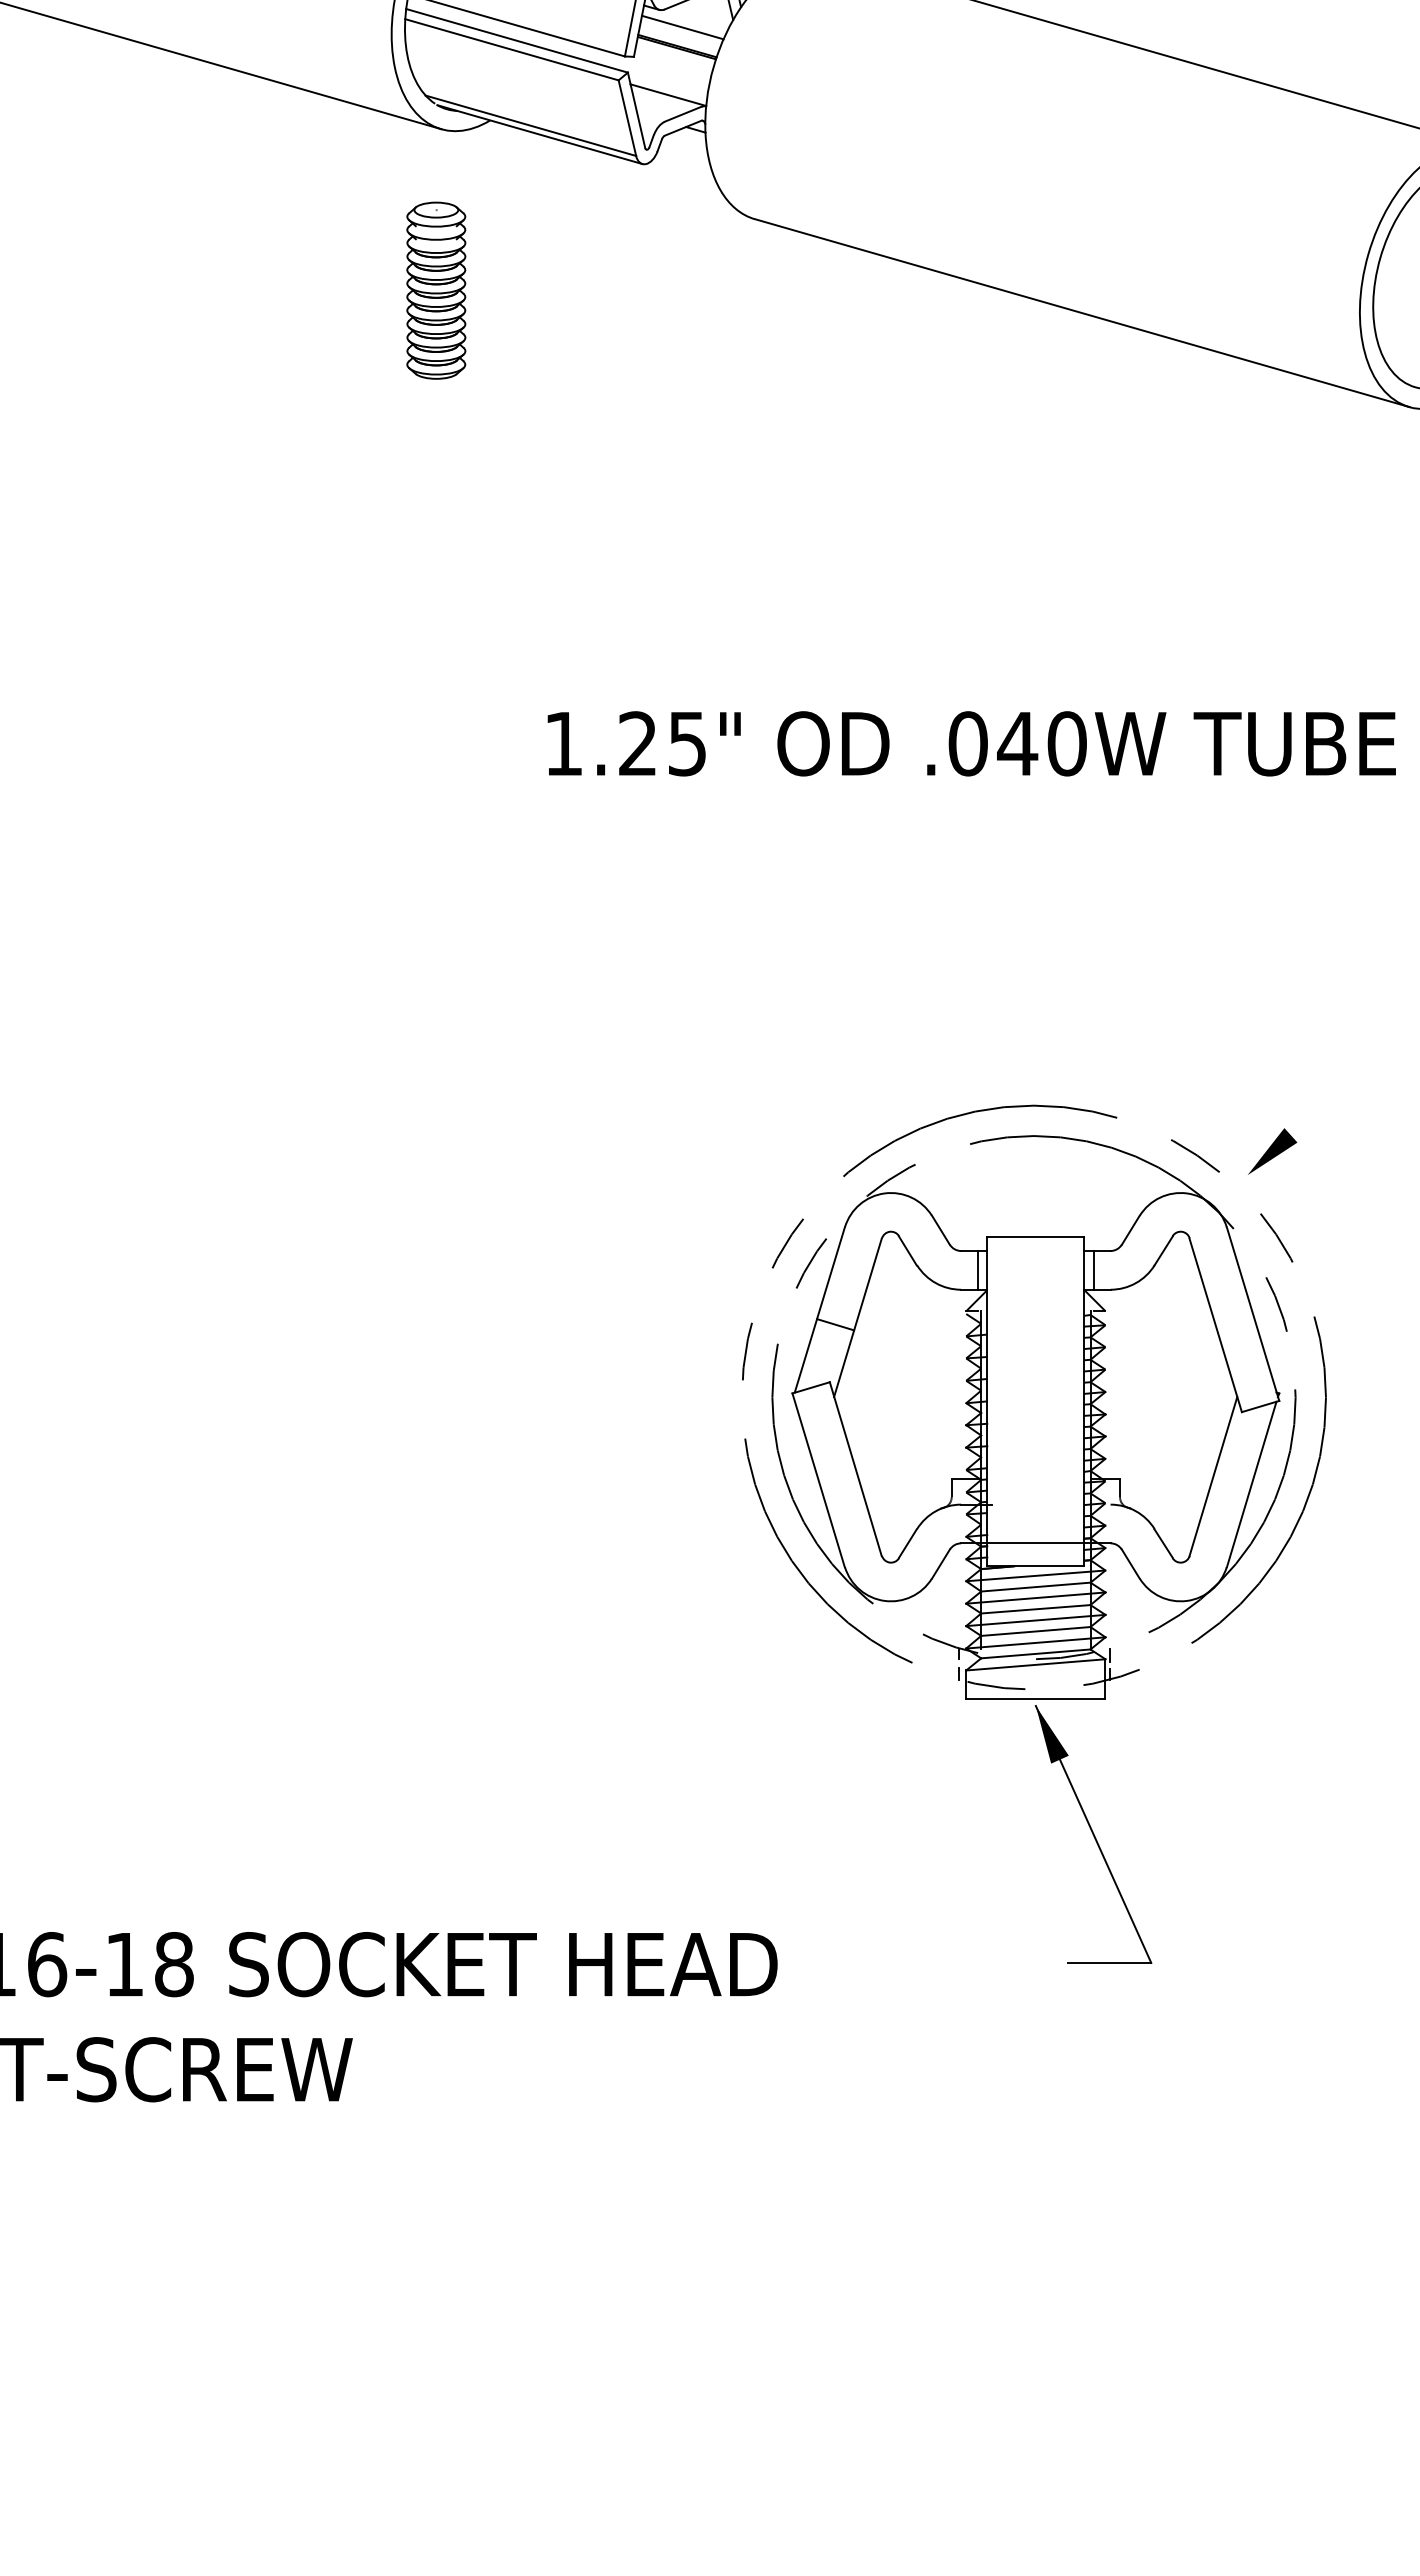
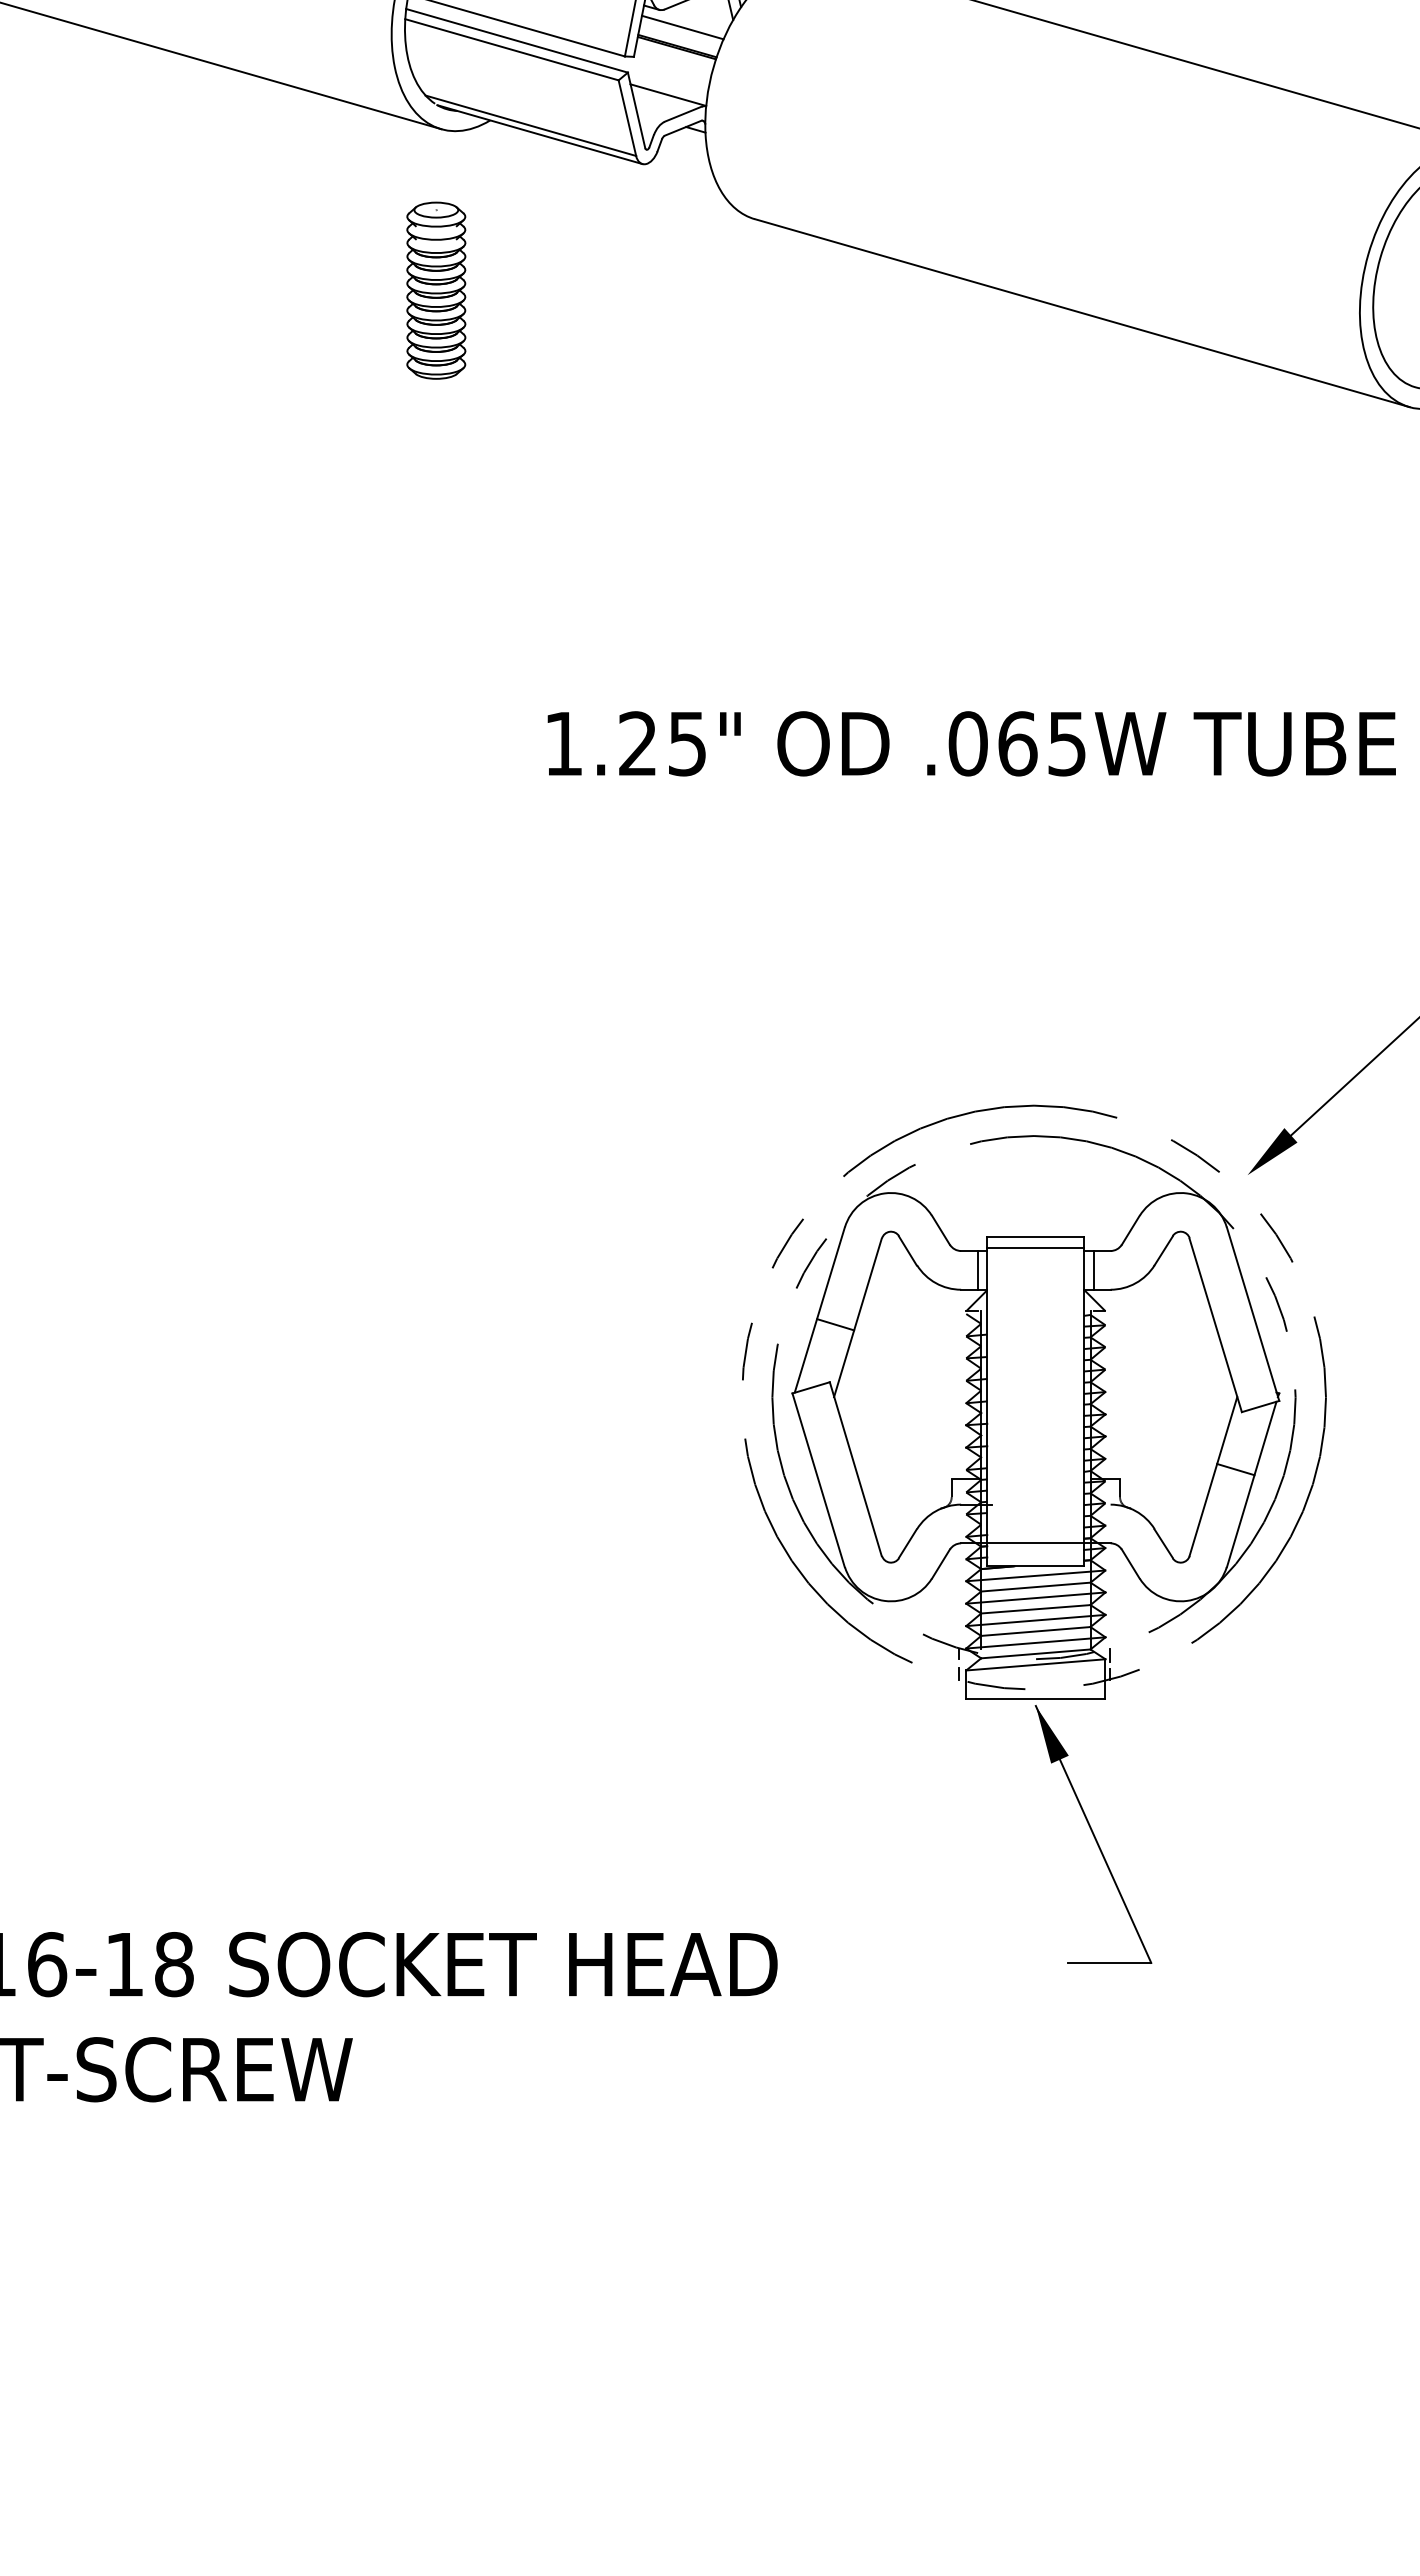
text: .040W -> .065W (1041, 743)
line: none -> present (1353, 1077)
line: none -> present (1035, 1247)
line: none -> present (1235, 1469)
